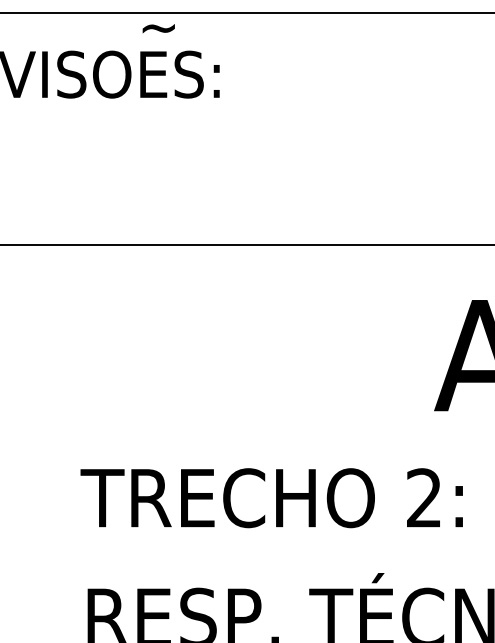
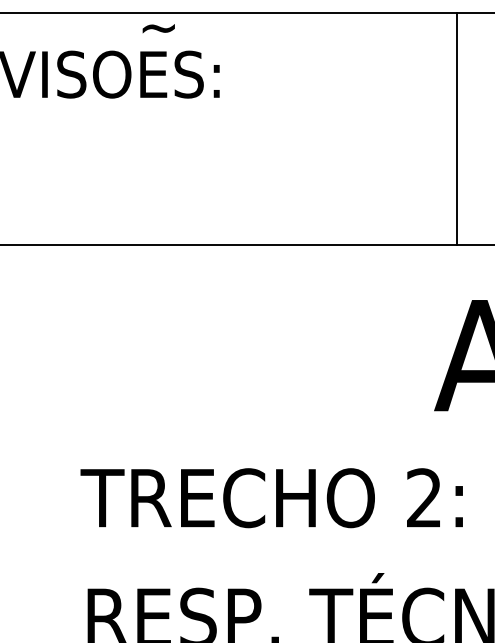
line: none -> present (457, 128)
